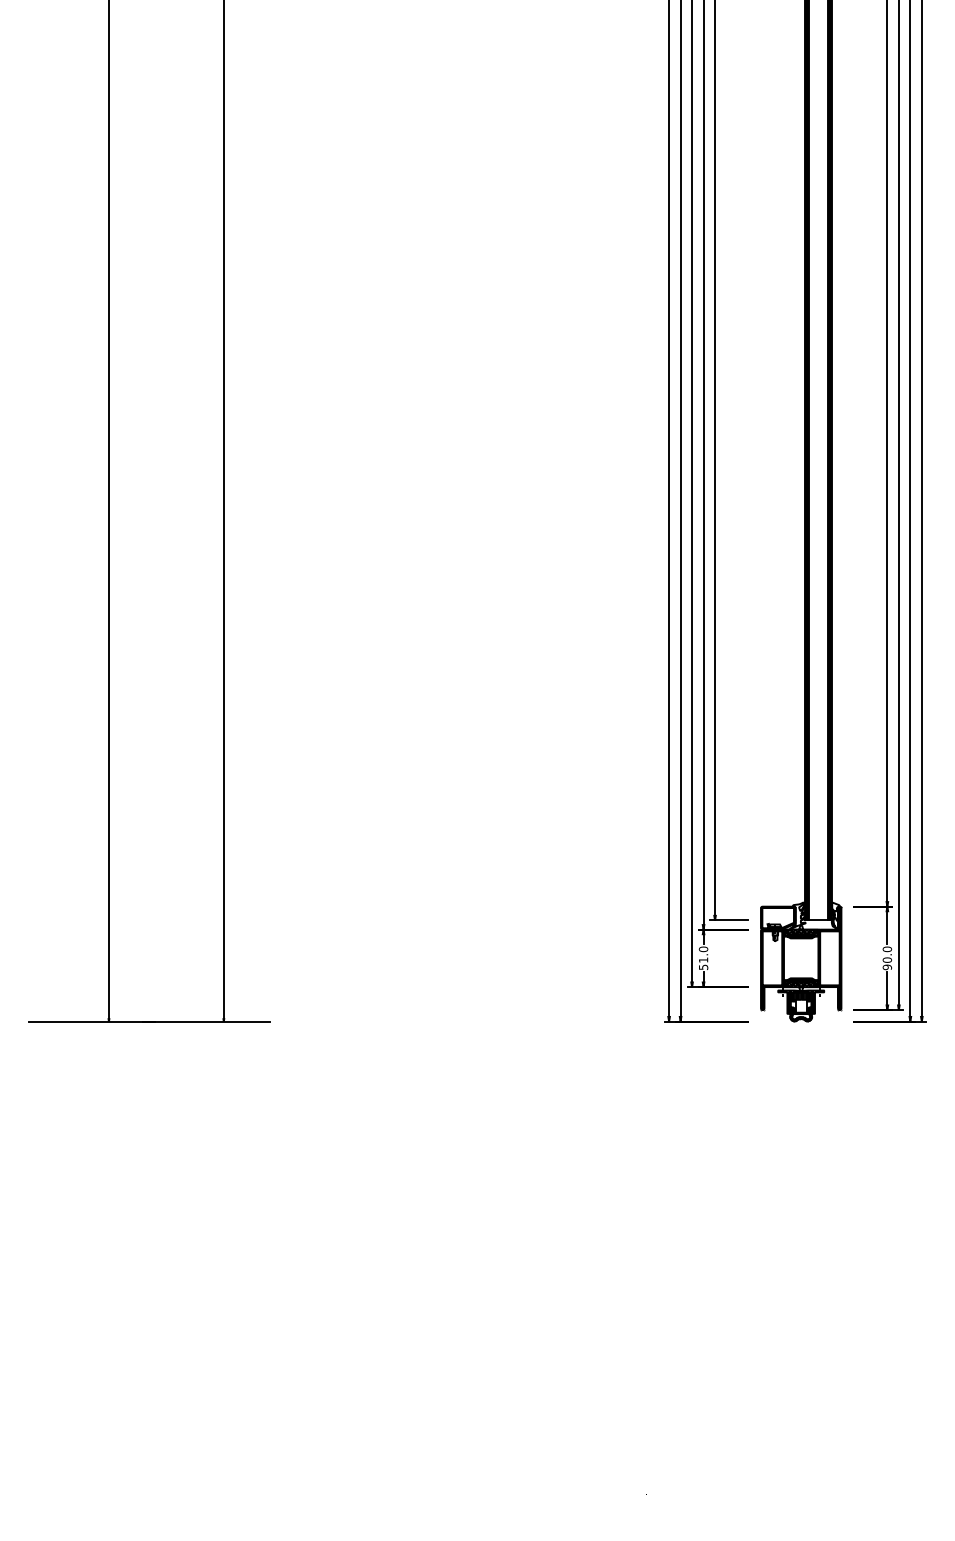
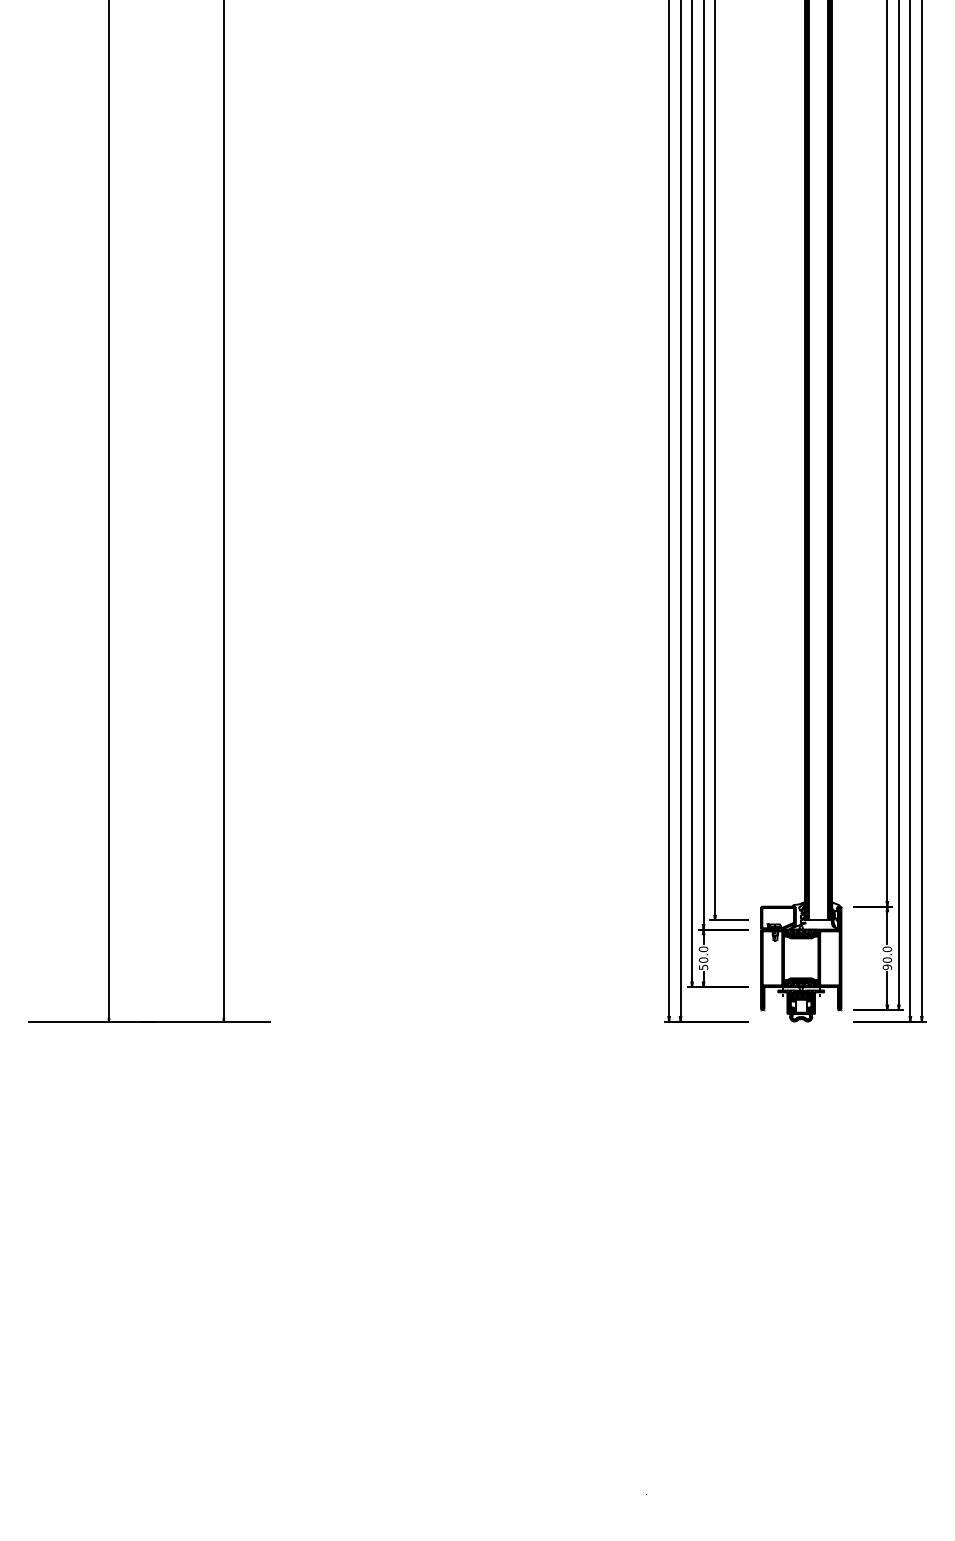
text: 51.0 -> 50.0 (703, 959)
